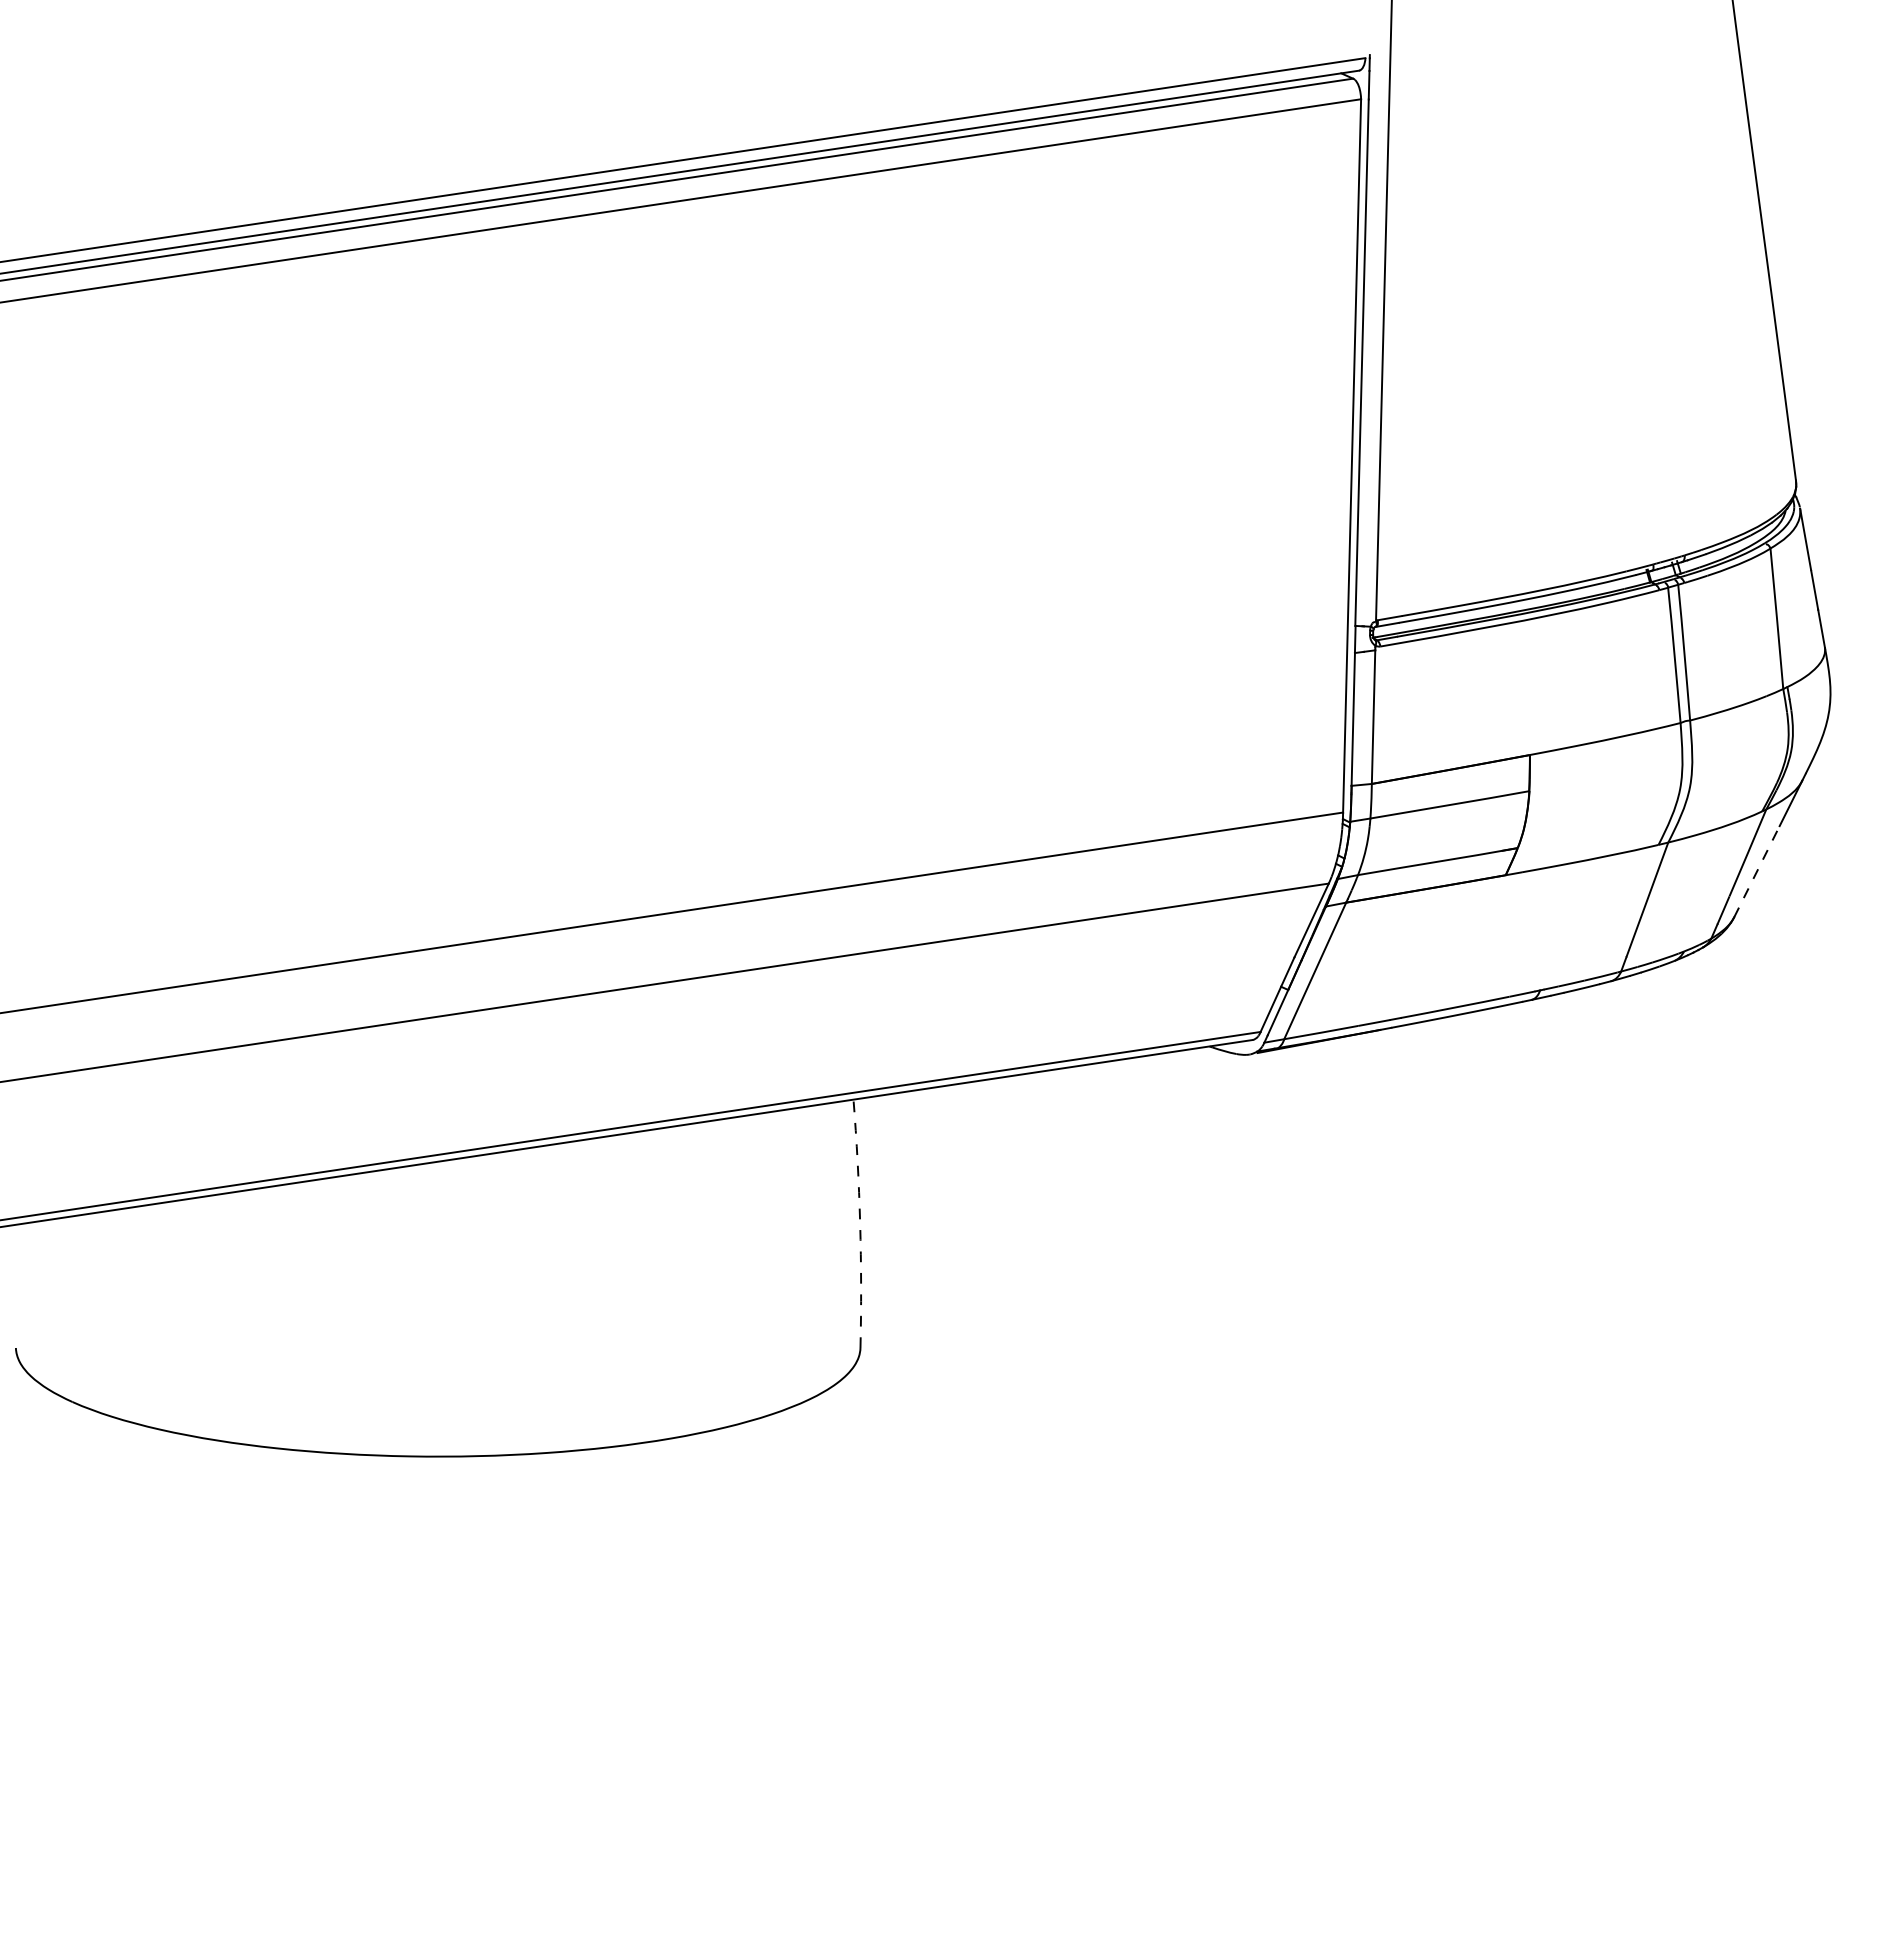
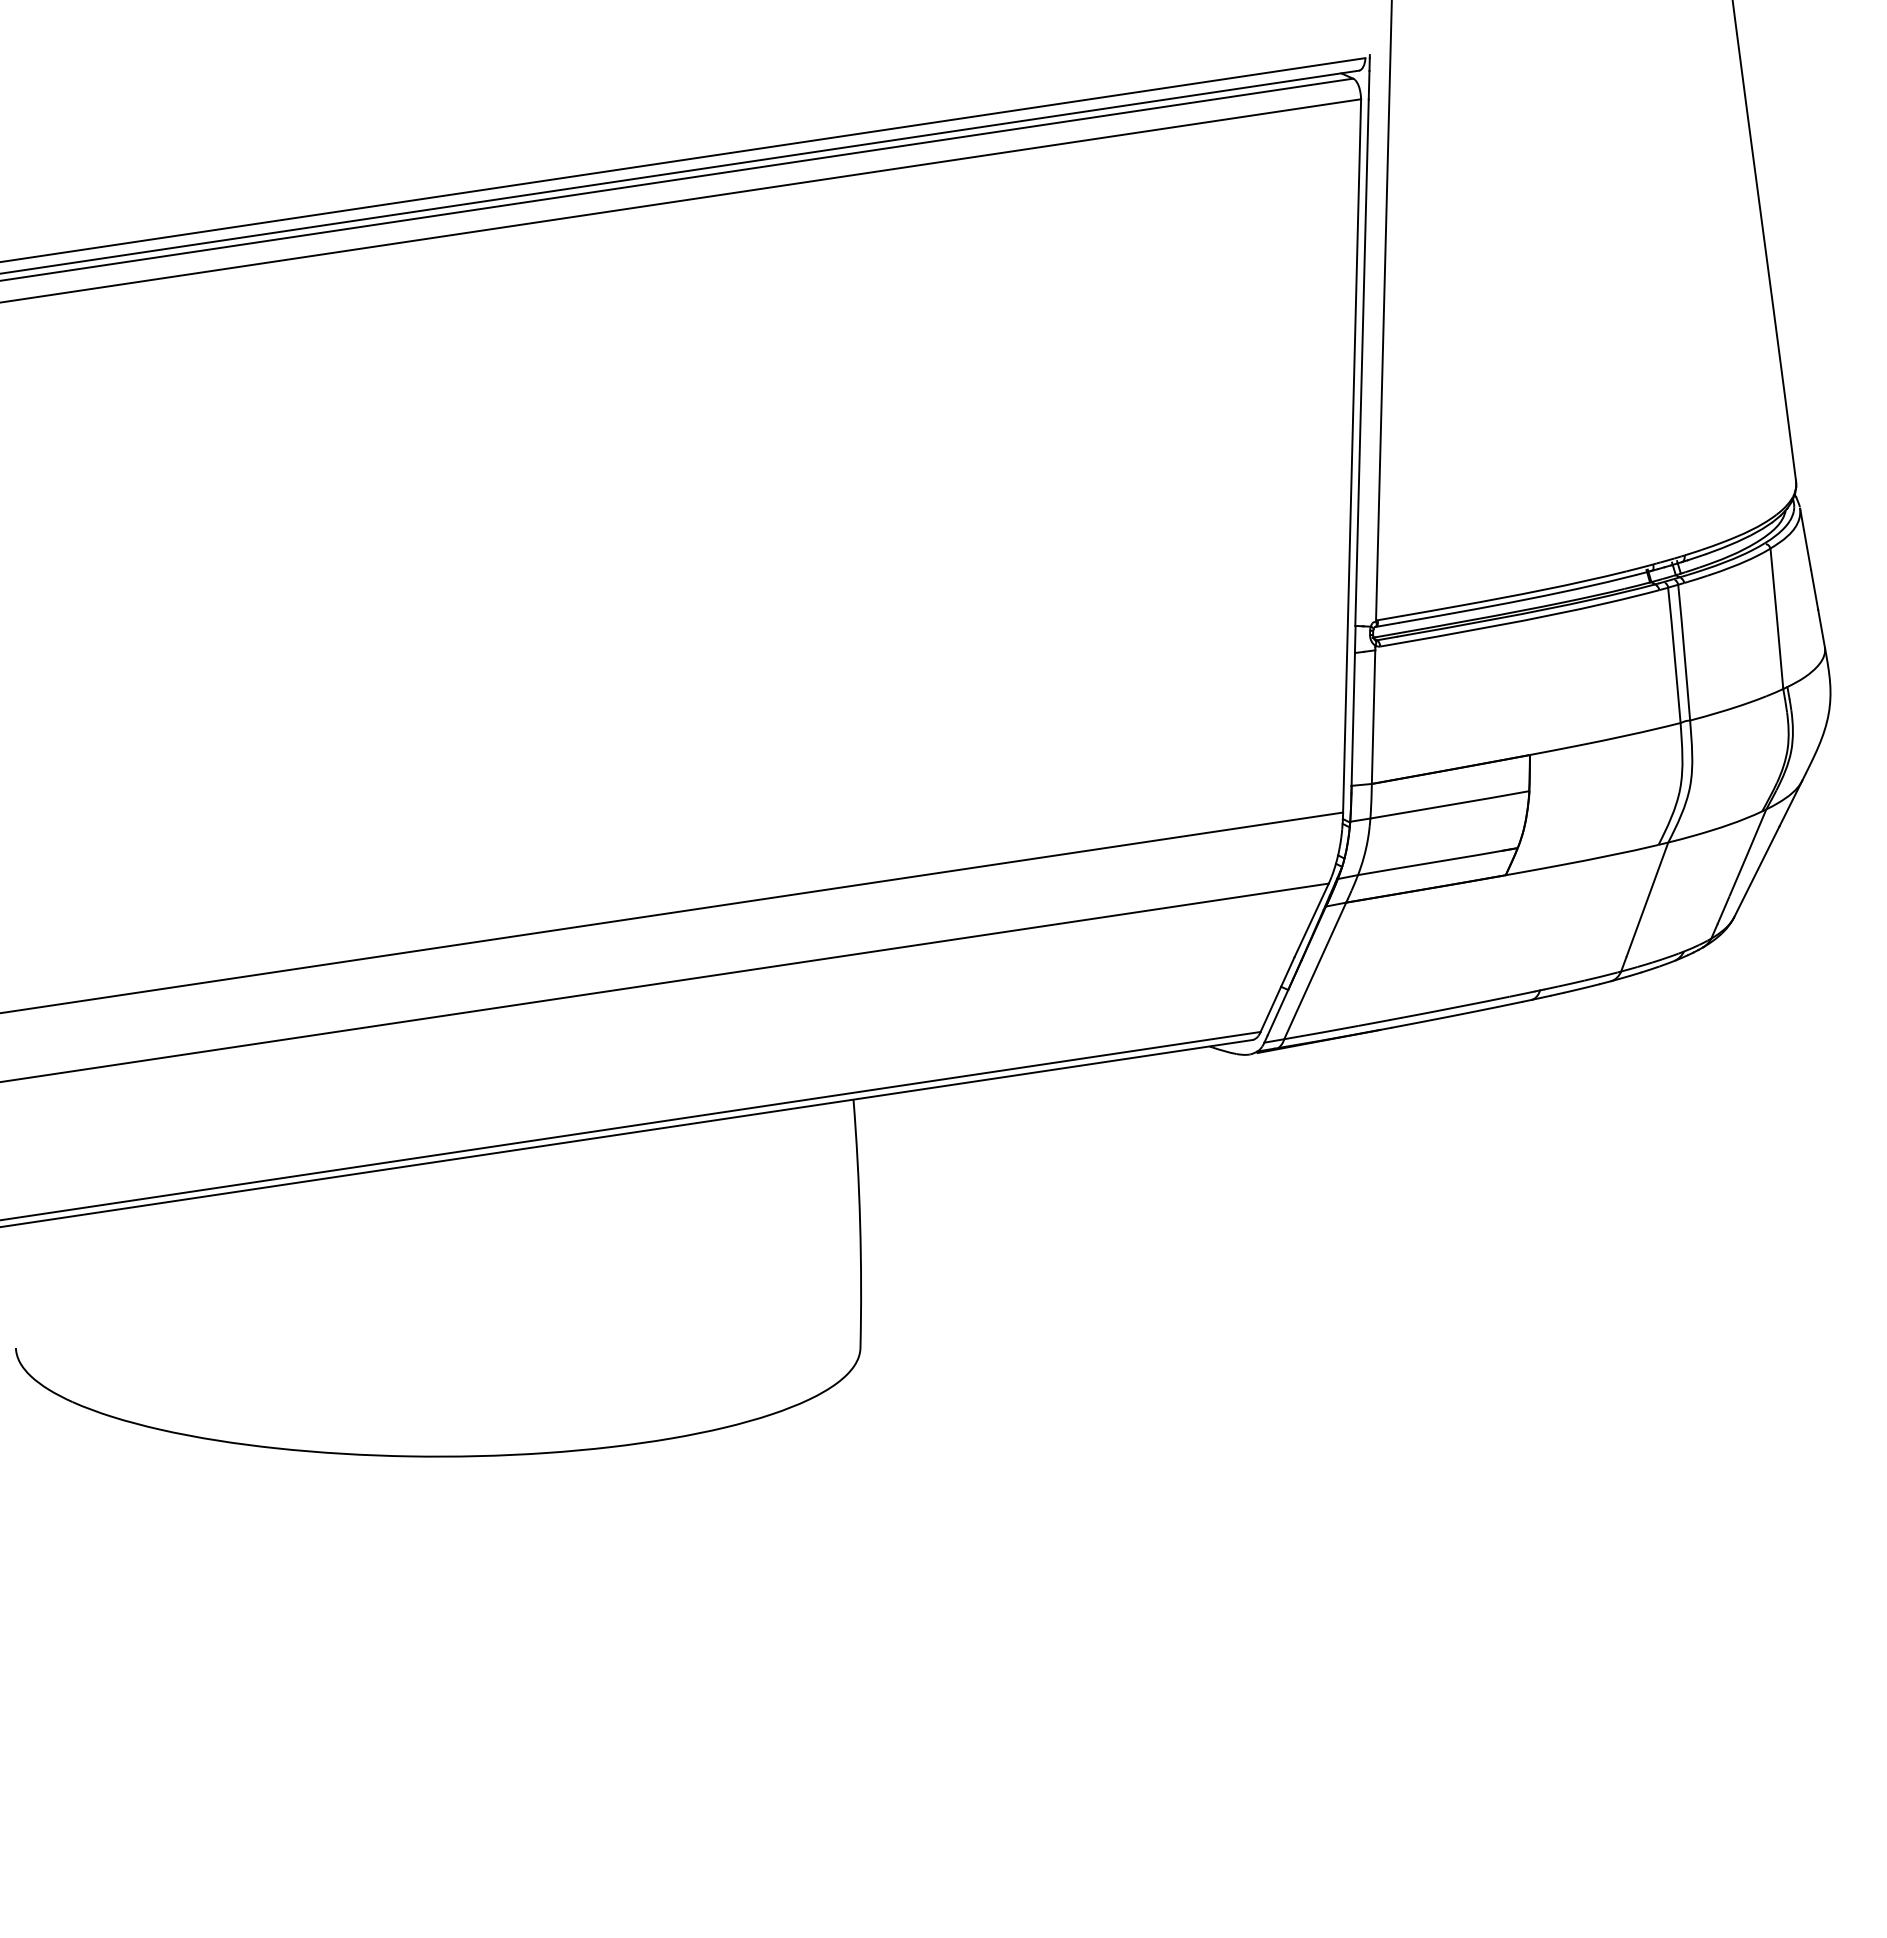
line: dashed -> solid (1756, 871)
arc: dashed -> solid (860, 1223)
